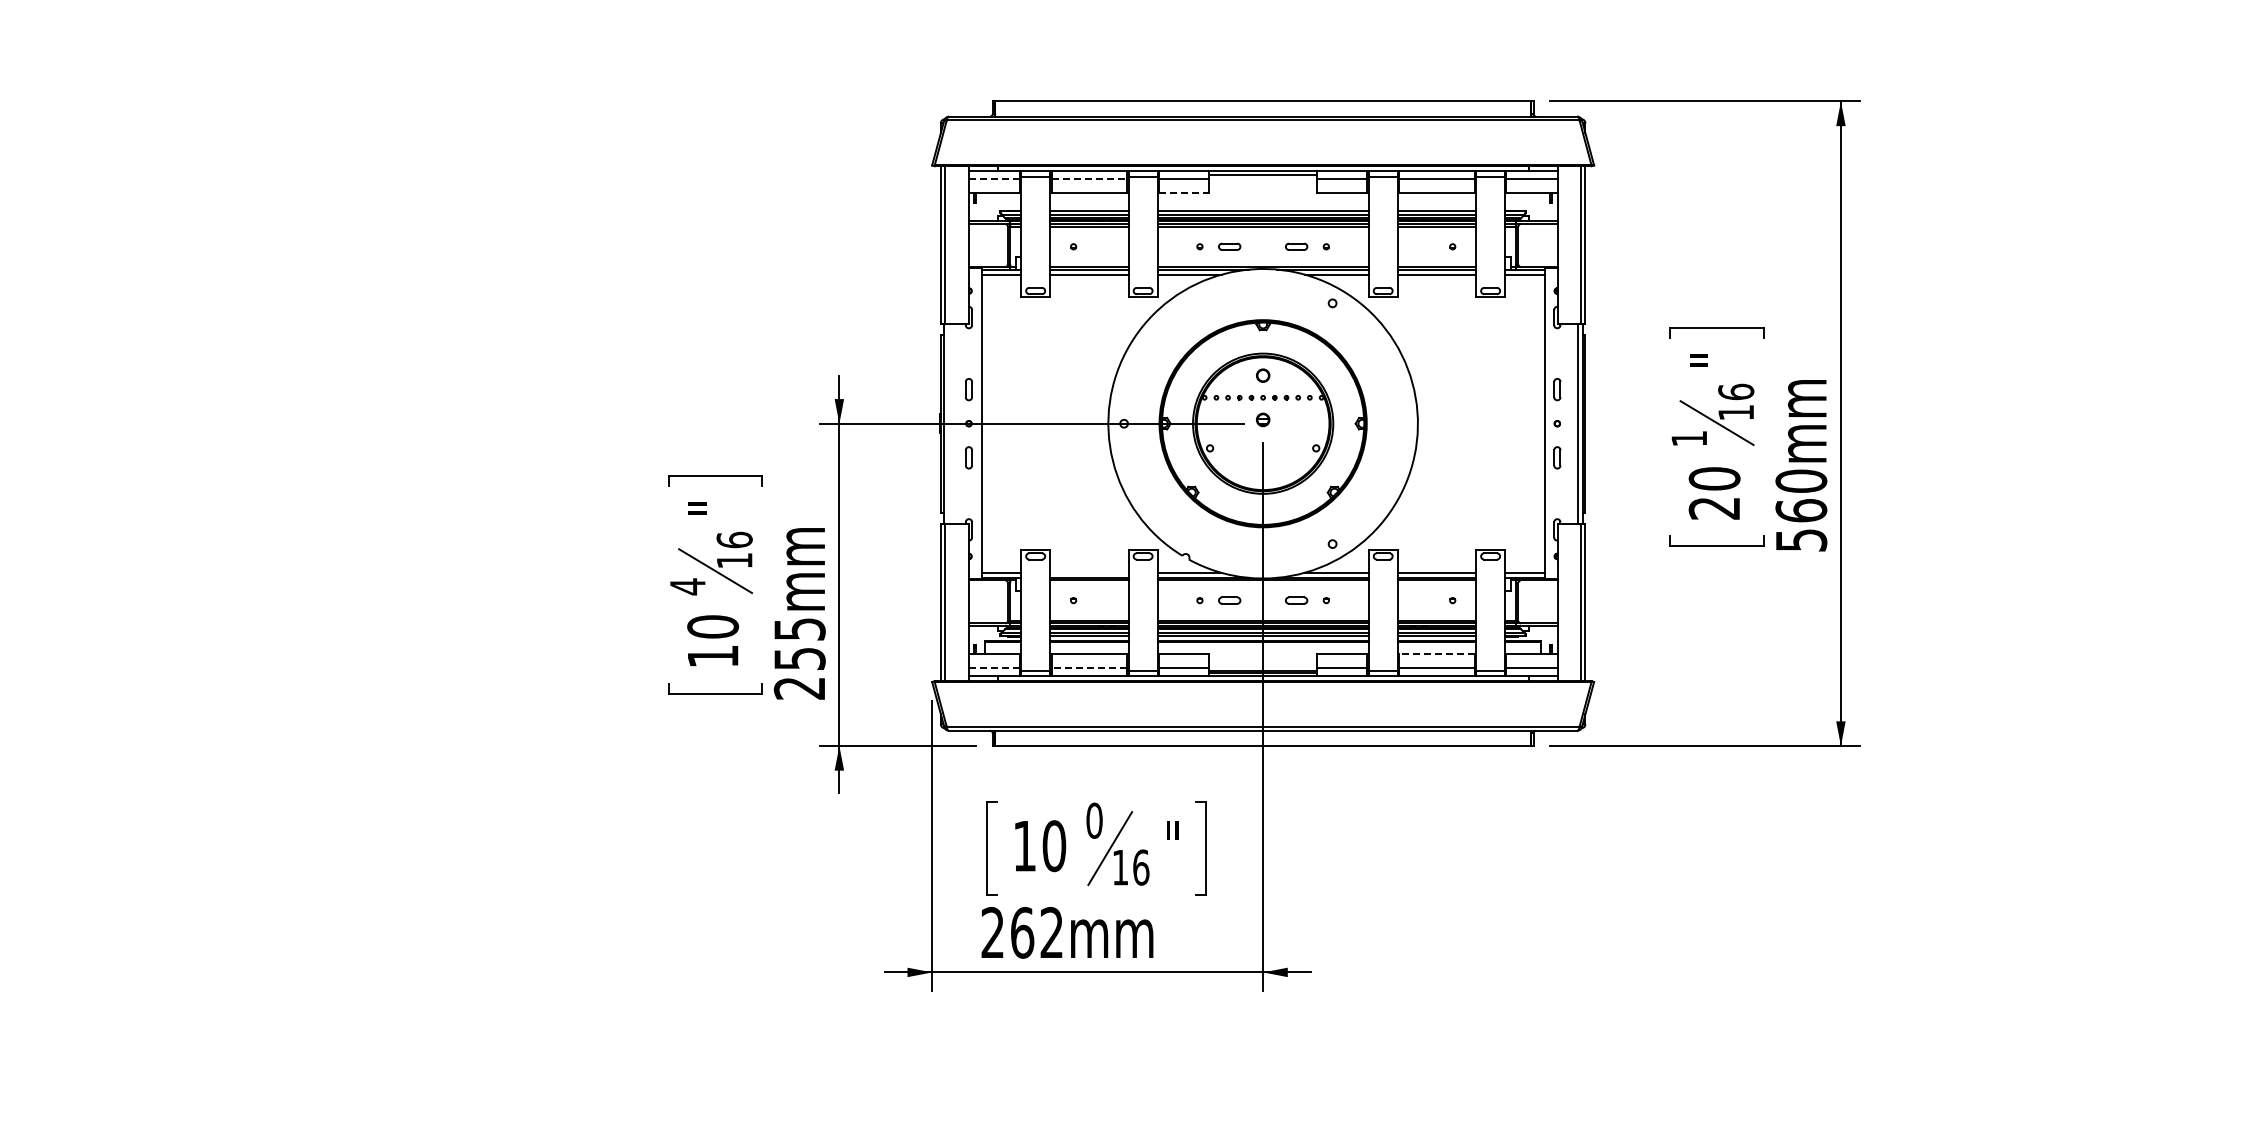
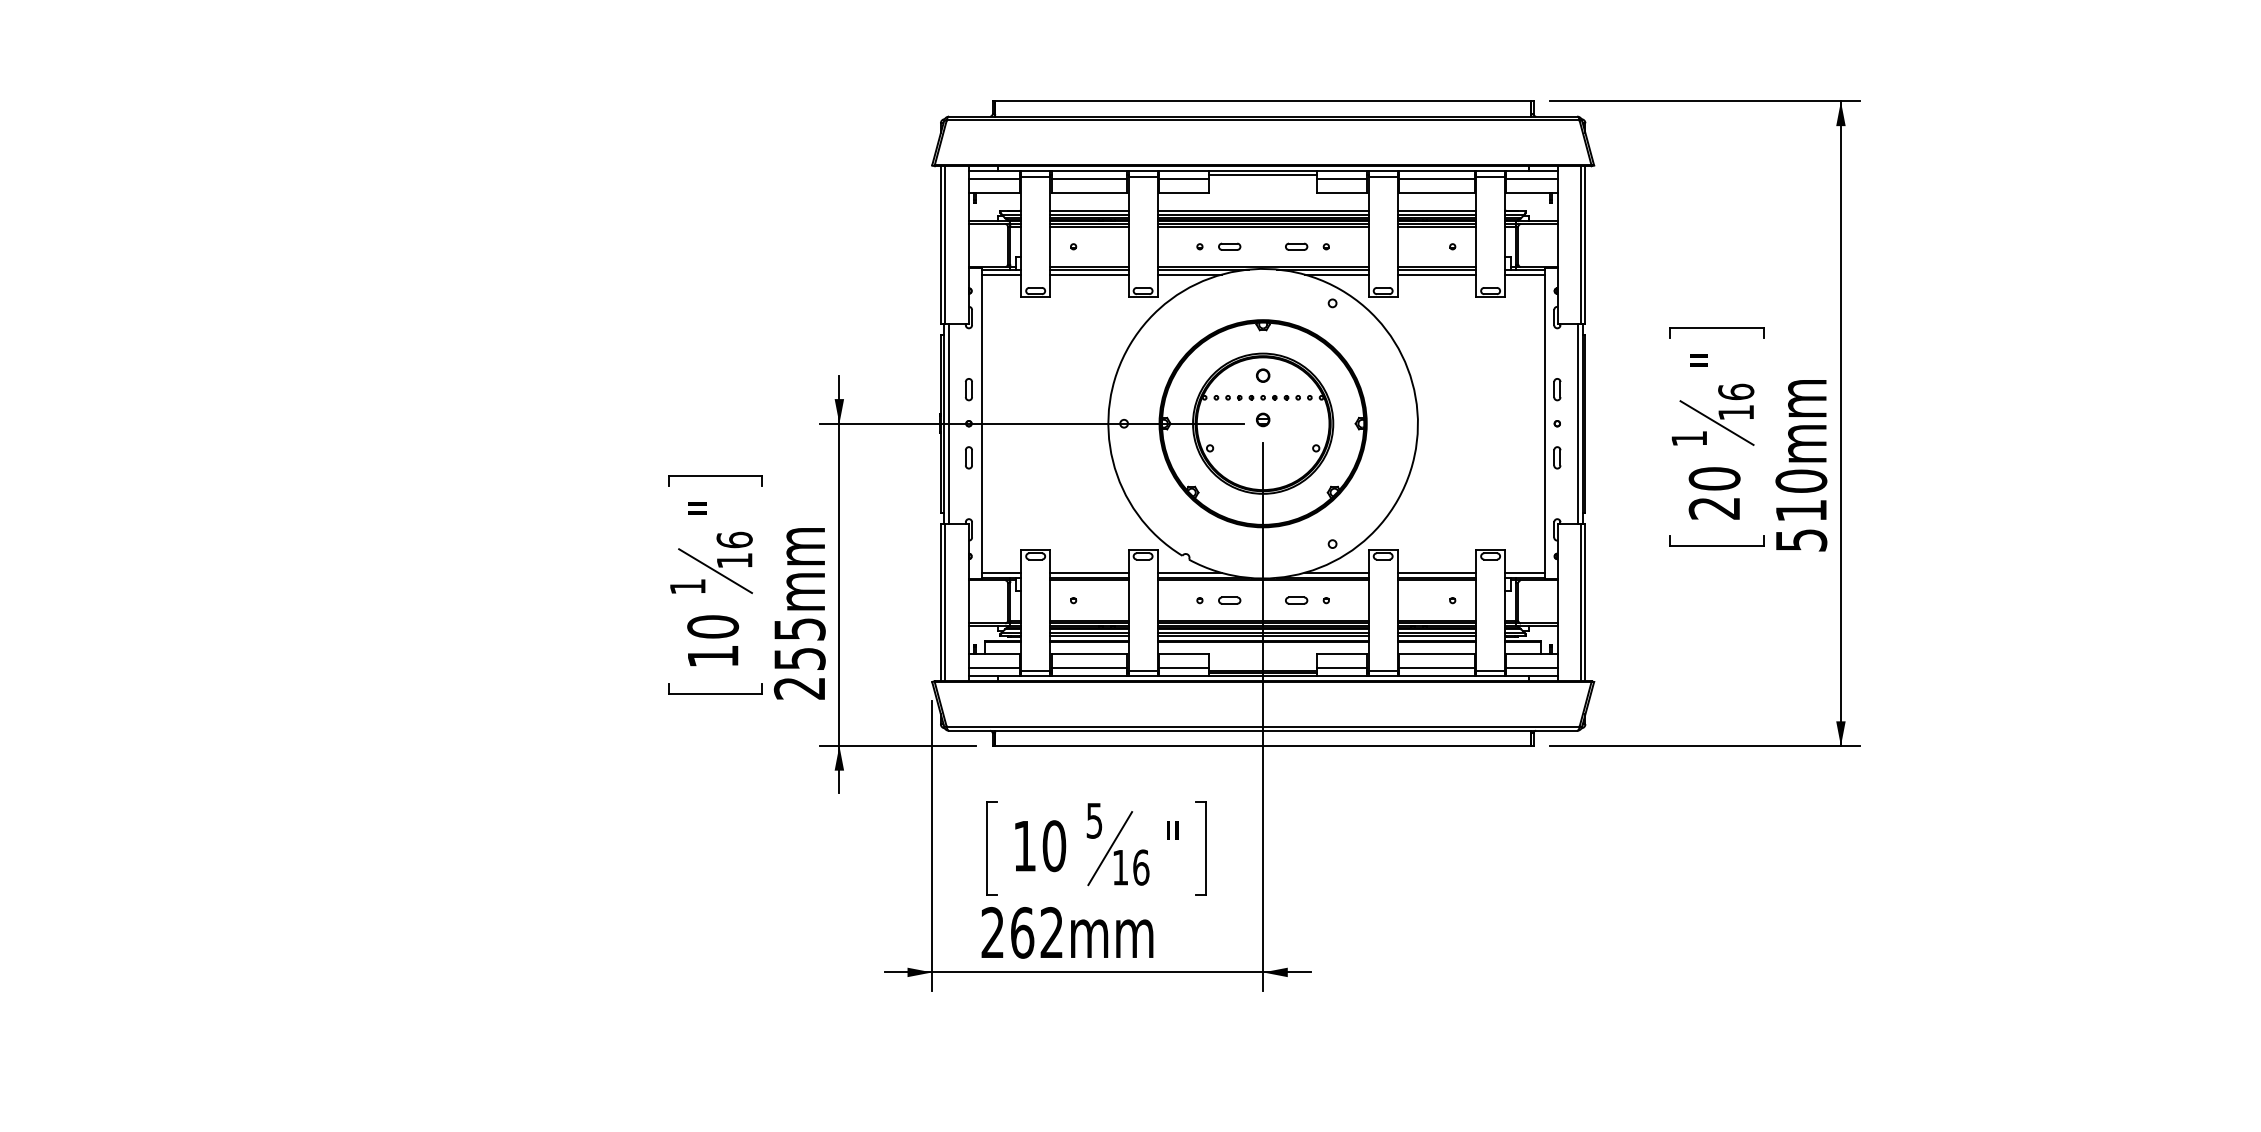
line: dashed -> solid (994, 179)
line: dashed -> solid (1089, 179)
line: dashed -> solid (1184, 193)
line: none -> present (948, 423)
text: 560mm -> 510mm (1801, 510)
line: none -> present (1089, 572)
text: 4 -> 1 (687, 586)
line: dashed -> solid (1436, 654)
line: dashed -> solid (994, 667)
line: dashed -> solid (1089, 667)
text: 0 -> 5 (1094, 820)
